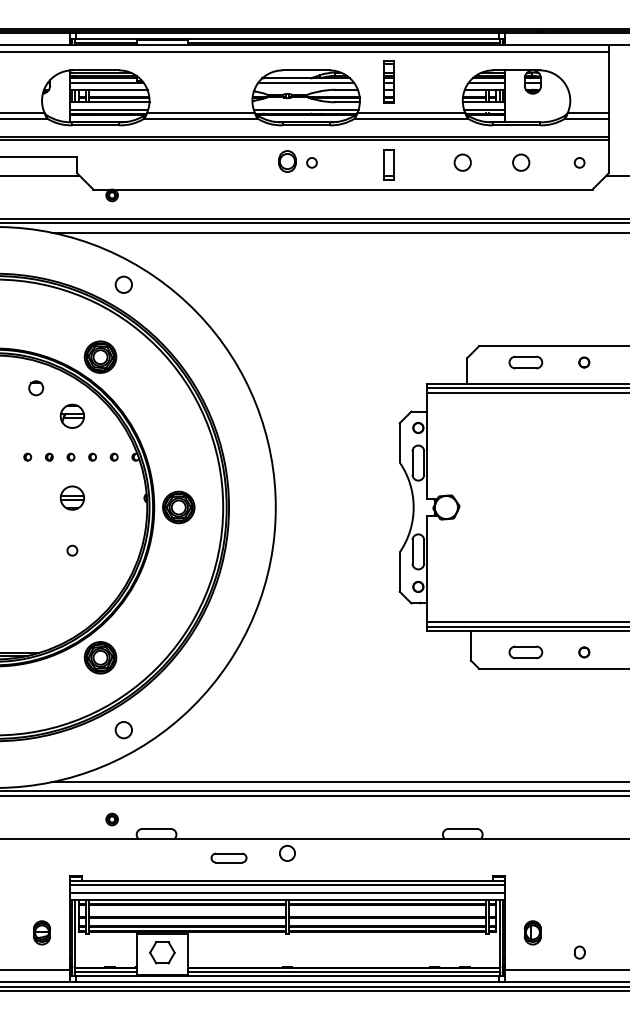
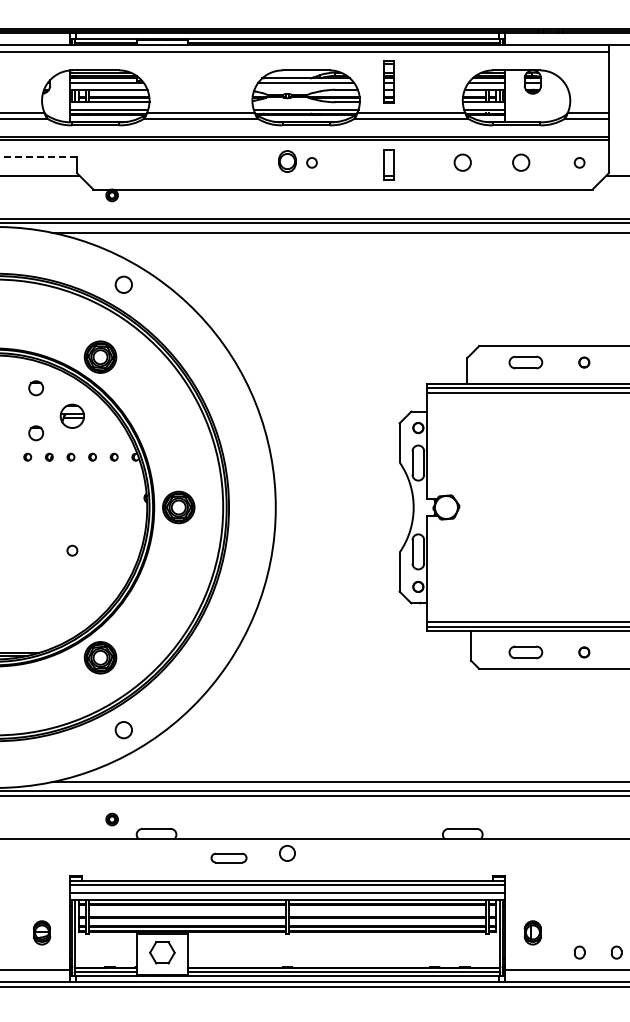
line: solid -> dashed (38, 156)
circle: none -> present (36, 433)
part: present -> none (71, 497)
part: none -> present (616, 952)
line: present -> none (314, 991)
